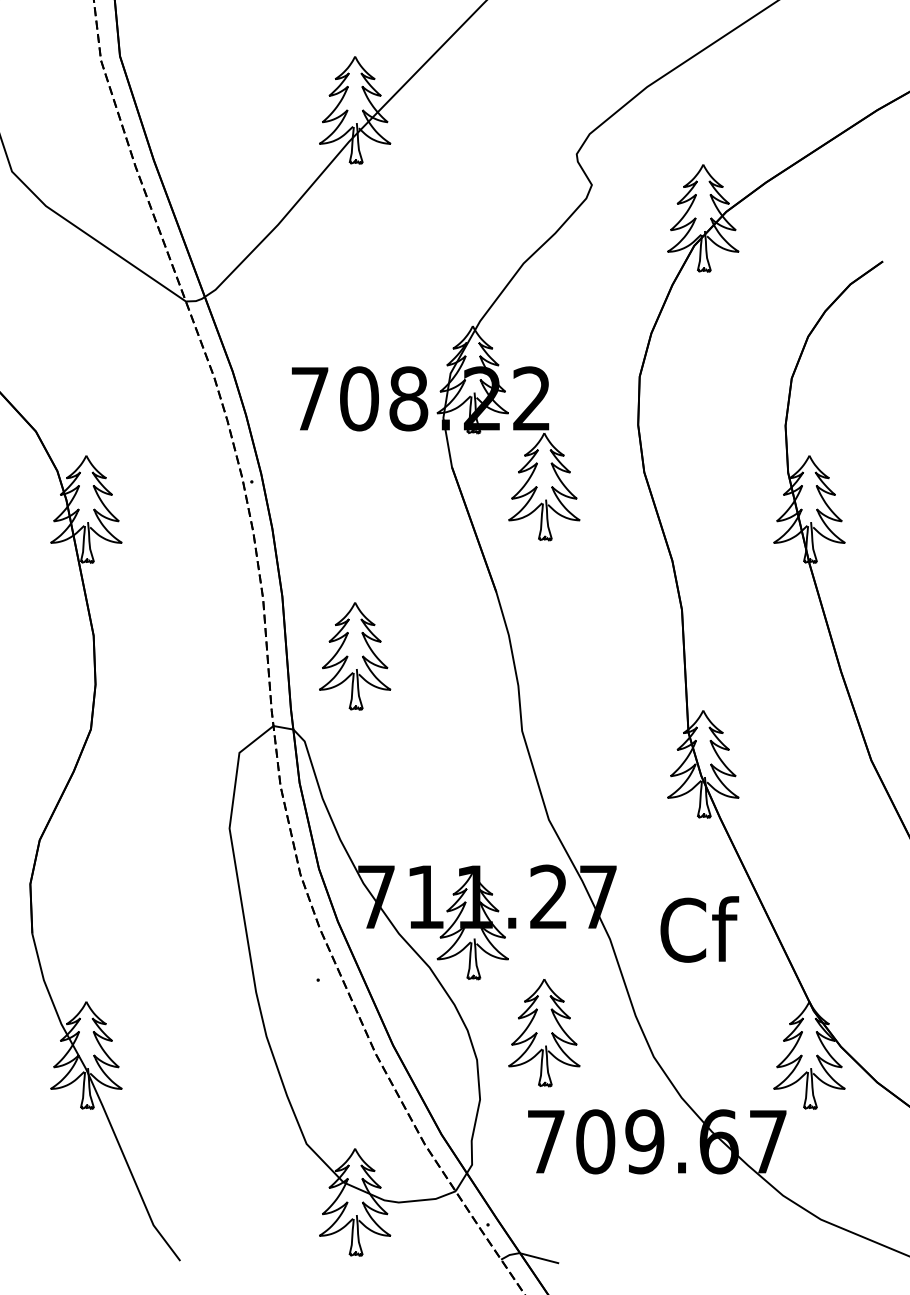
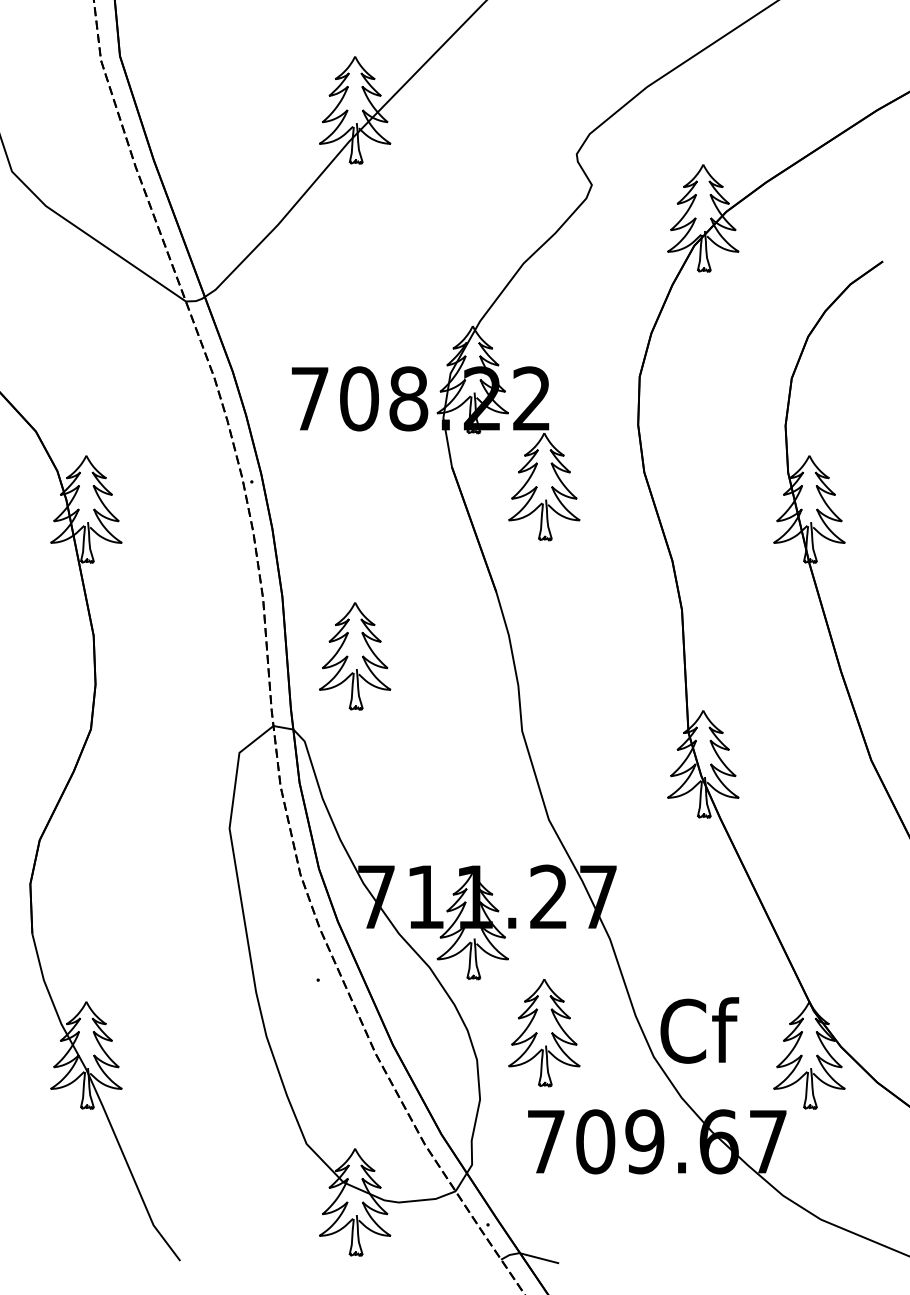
text position: (699, 929) -> (699, 1030) (699, 1030)
